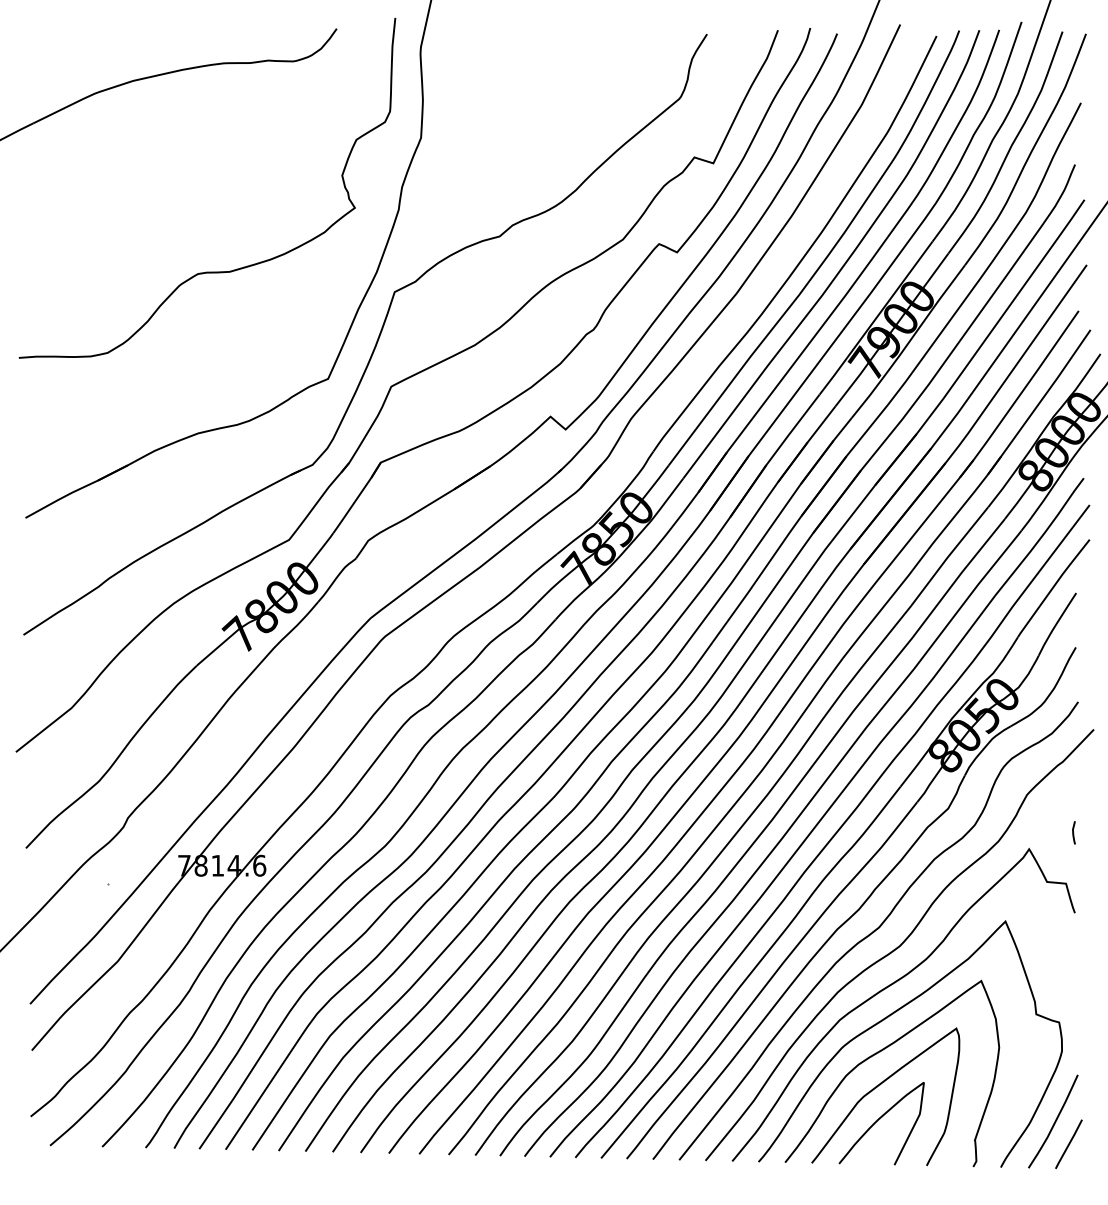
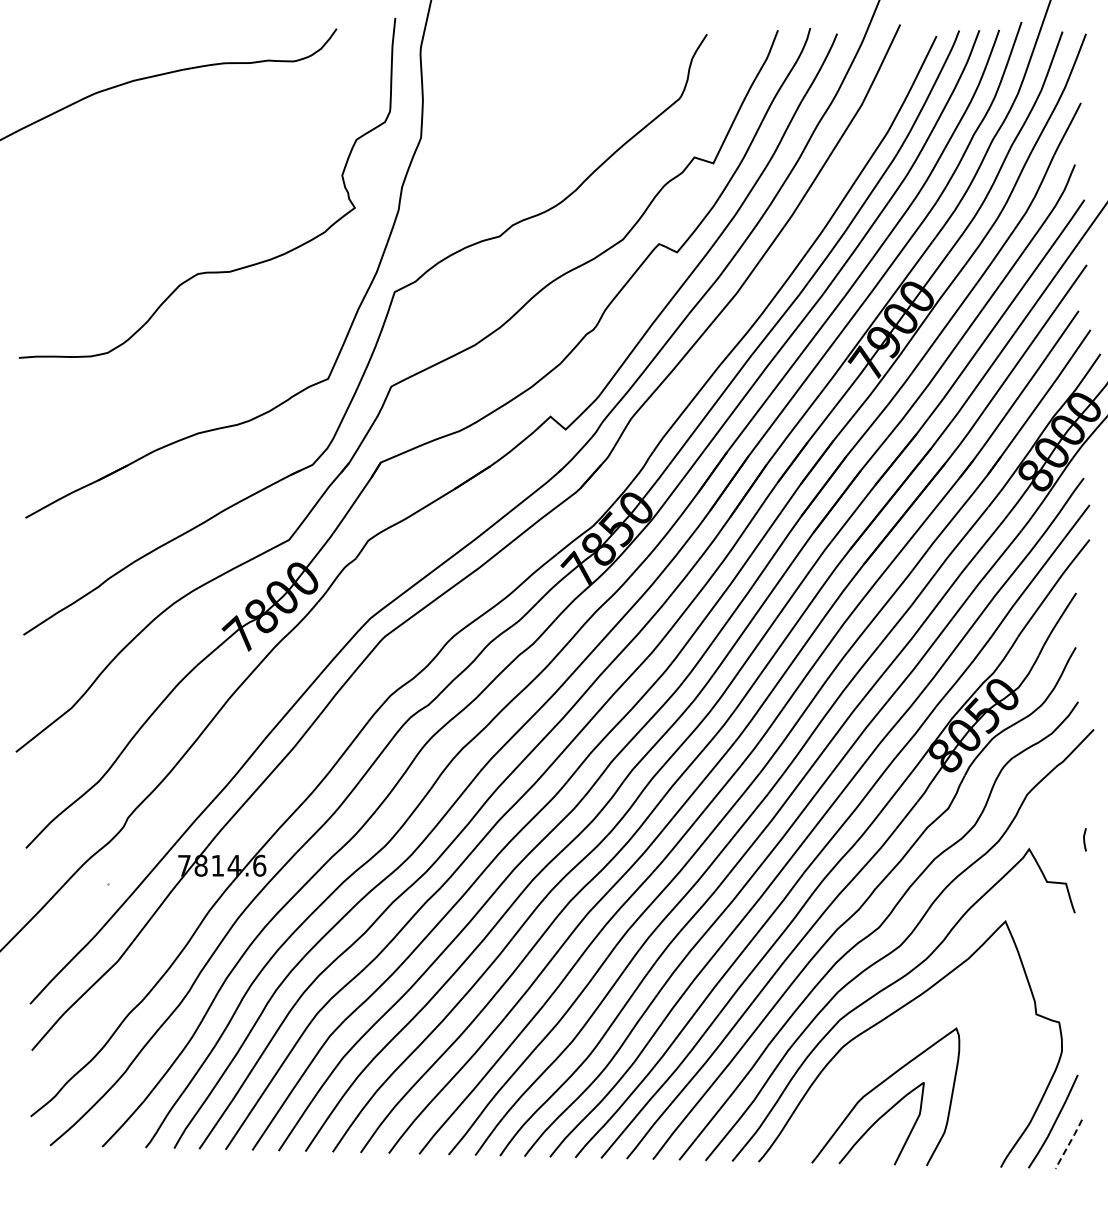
line position: (1073, 832) -> (1084, 839) (1084, 839)
curve: present -> none (880, 1052)
line: solid -> dashed (1068, 1144)
